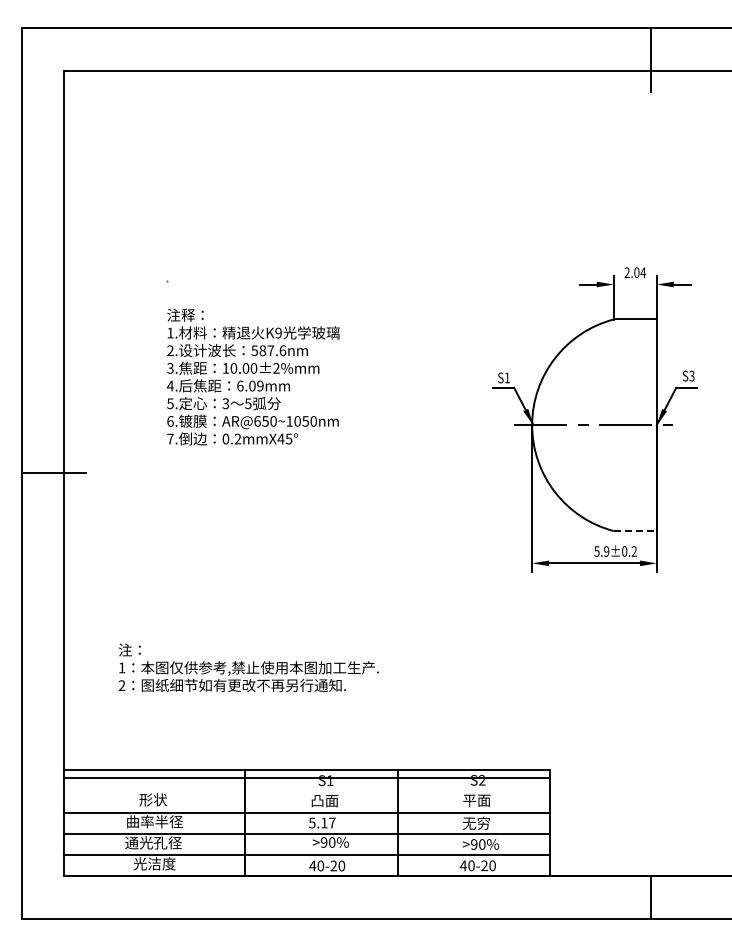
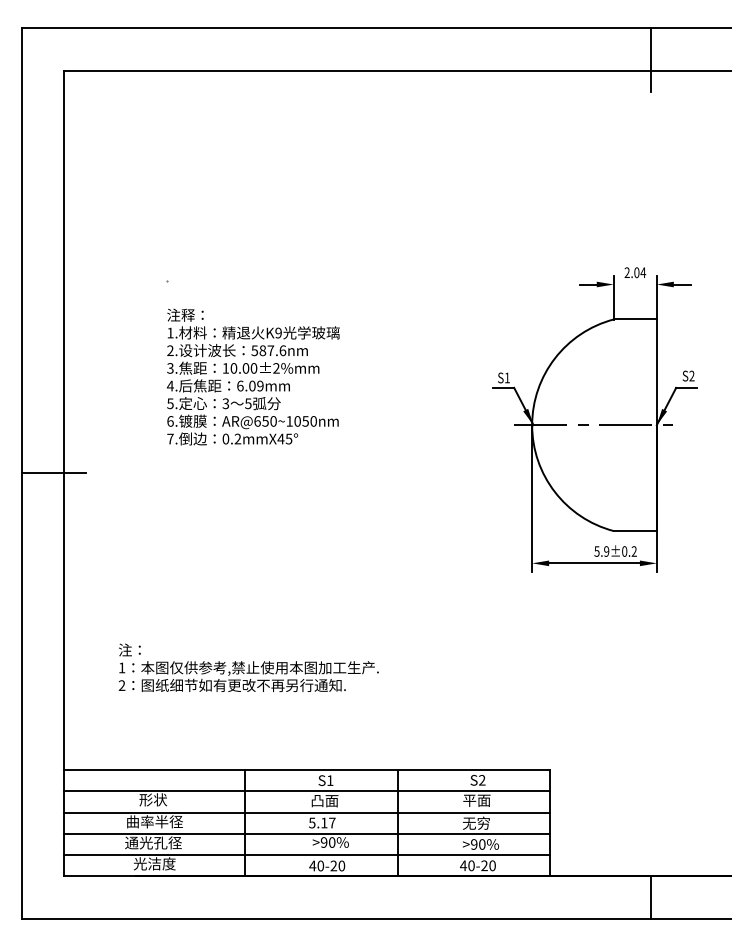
text: S3 -> S2 (691, 376)
line: dashed -> solid (635, 531)
line position: (307, 778) -> (307, 791) (307, 791)
